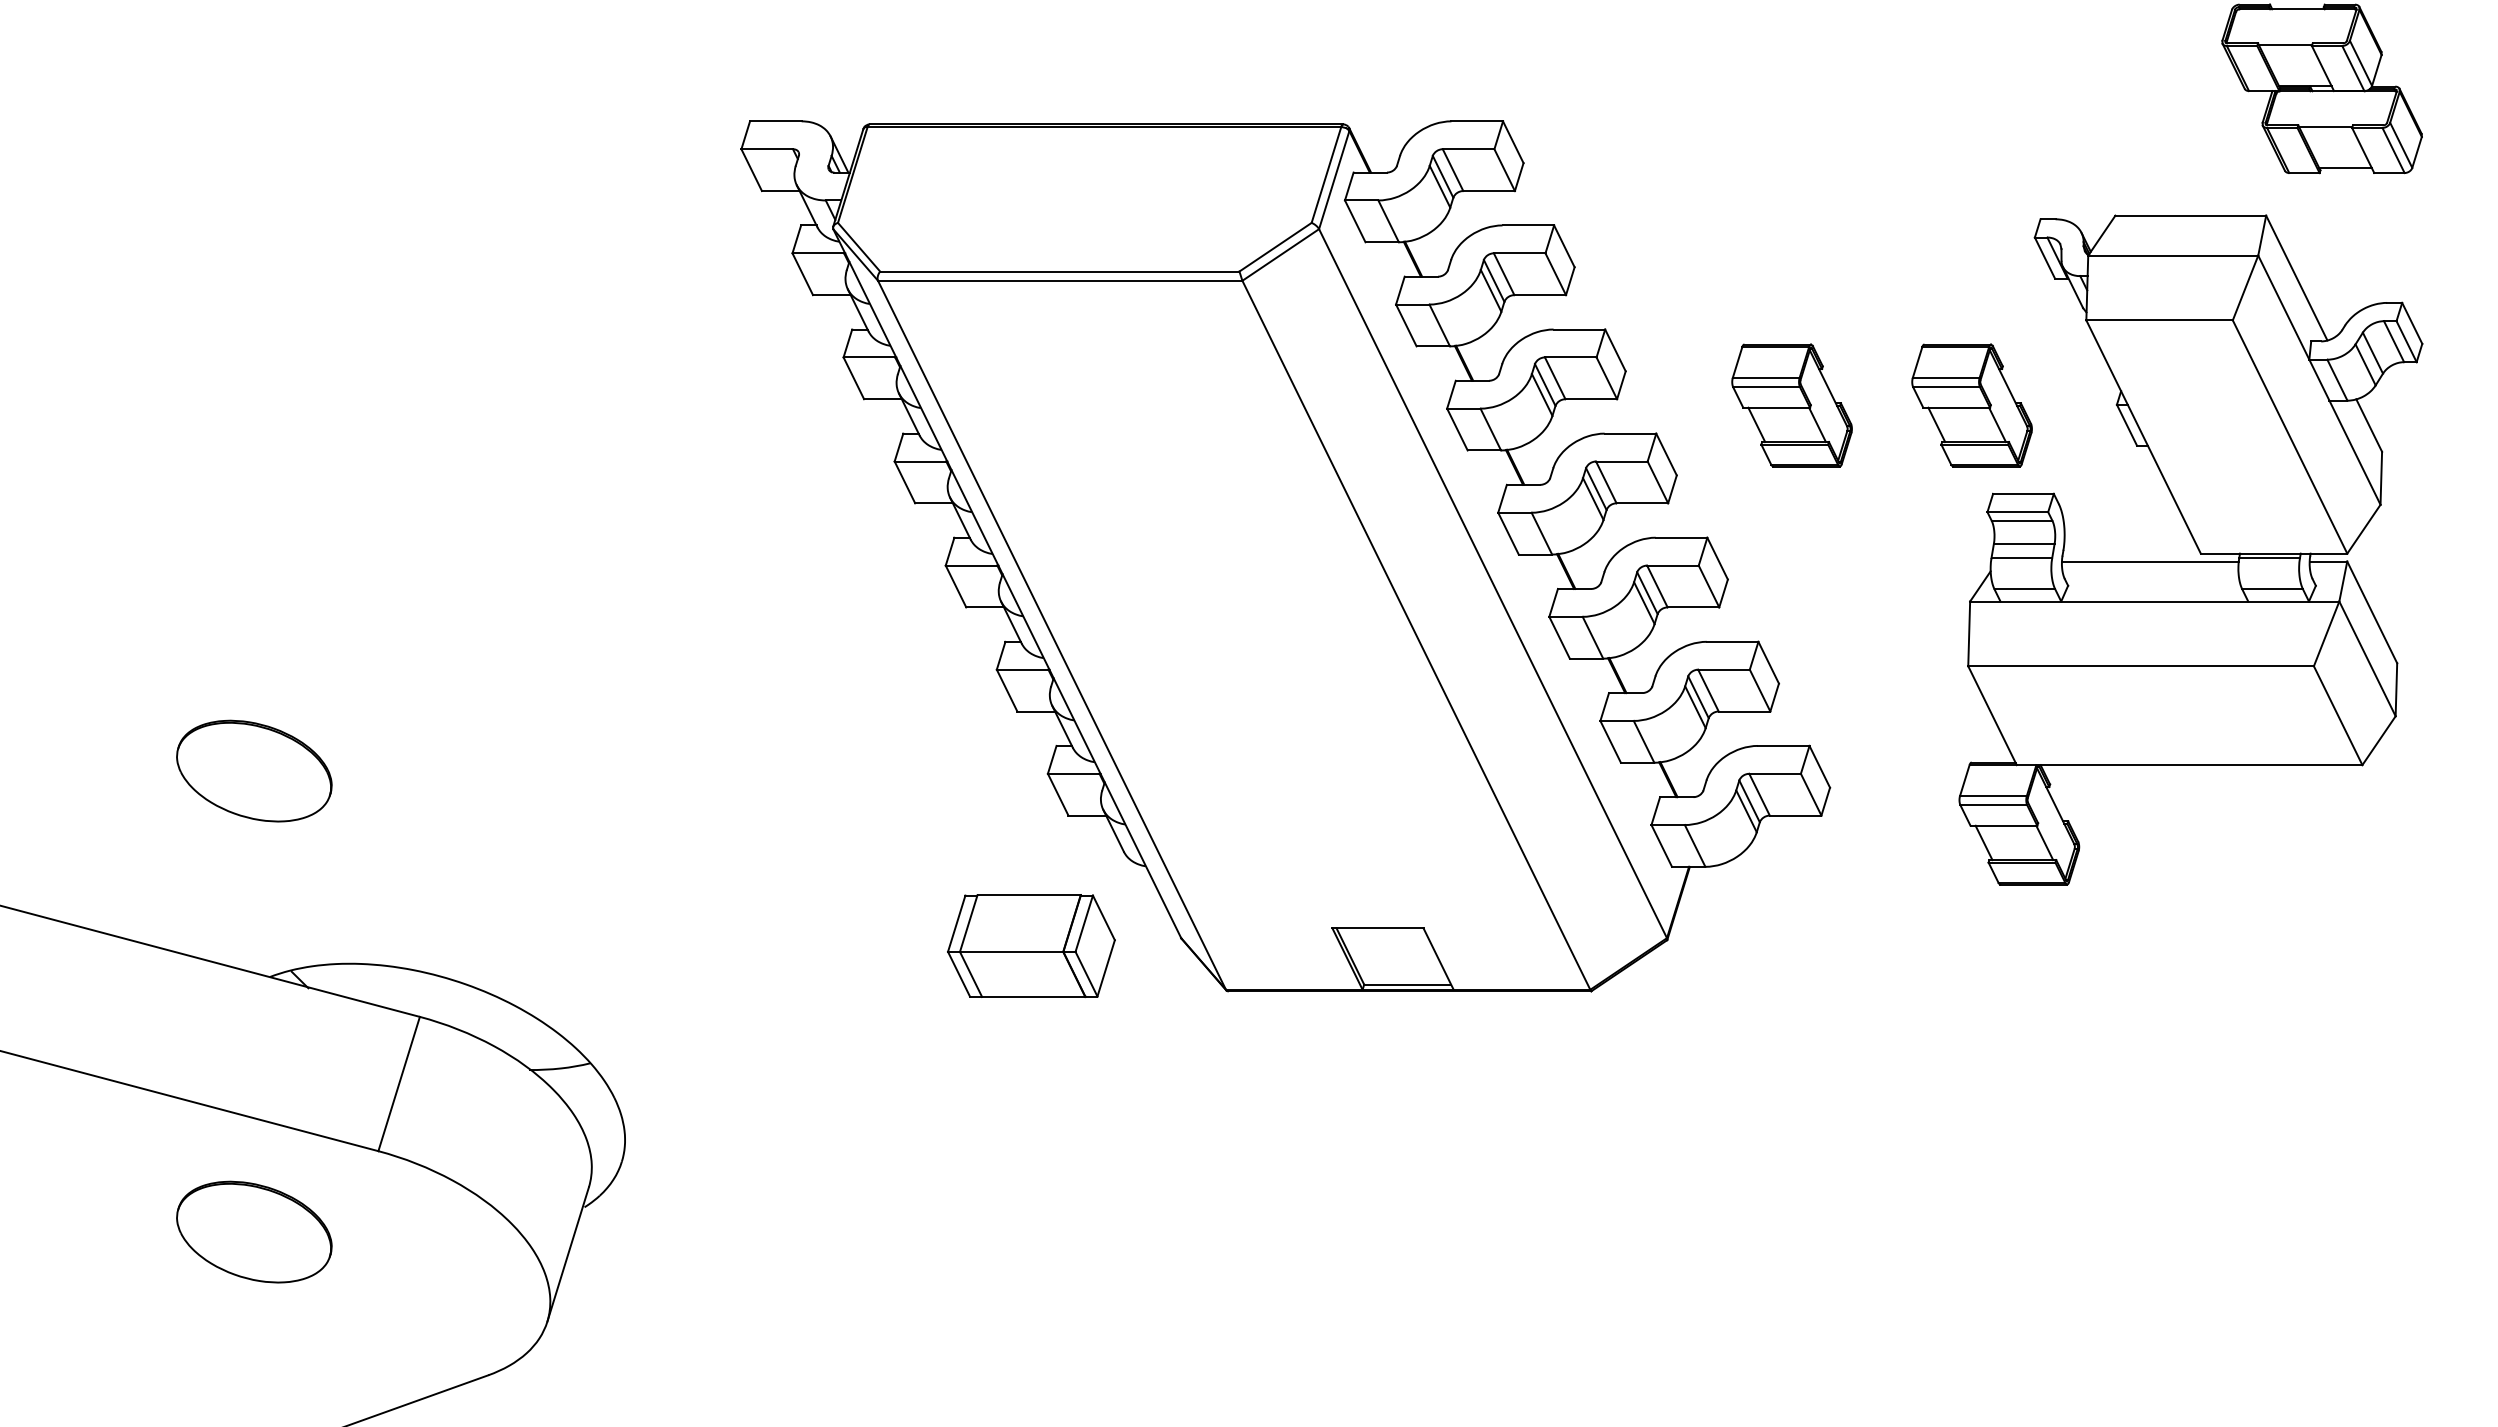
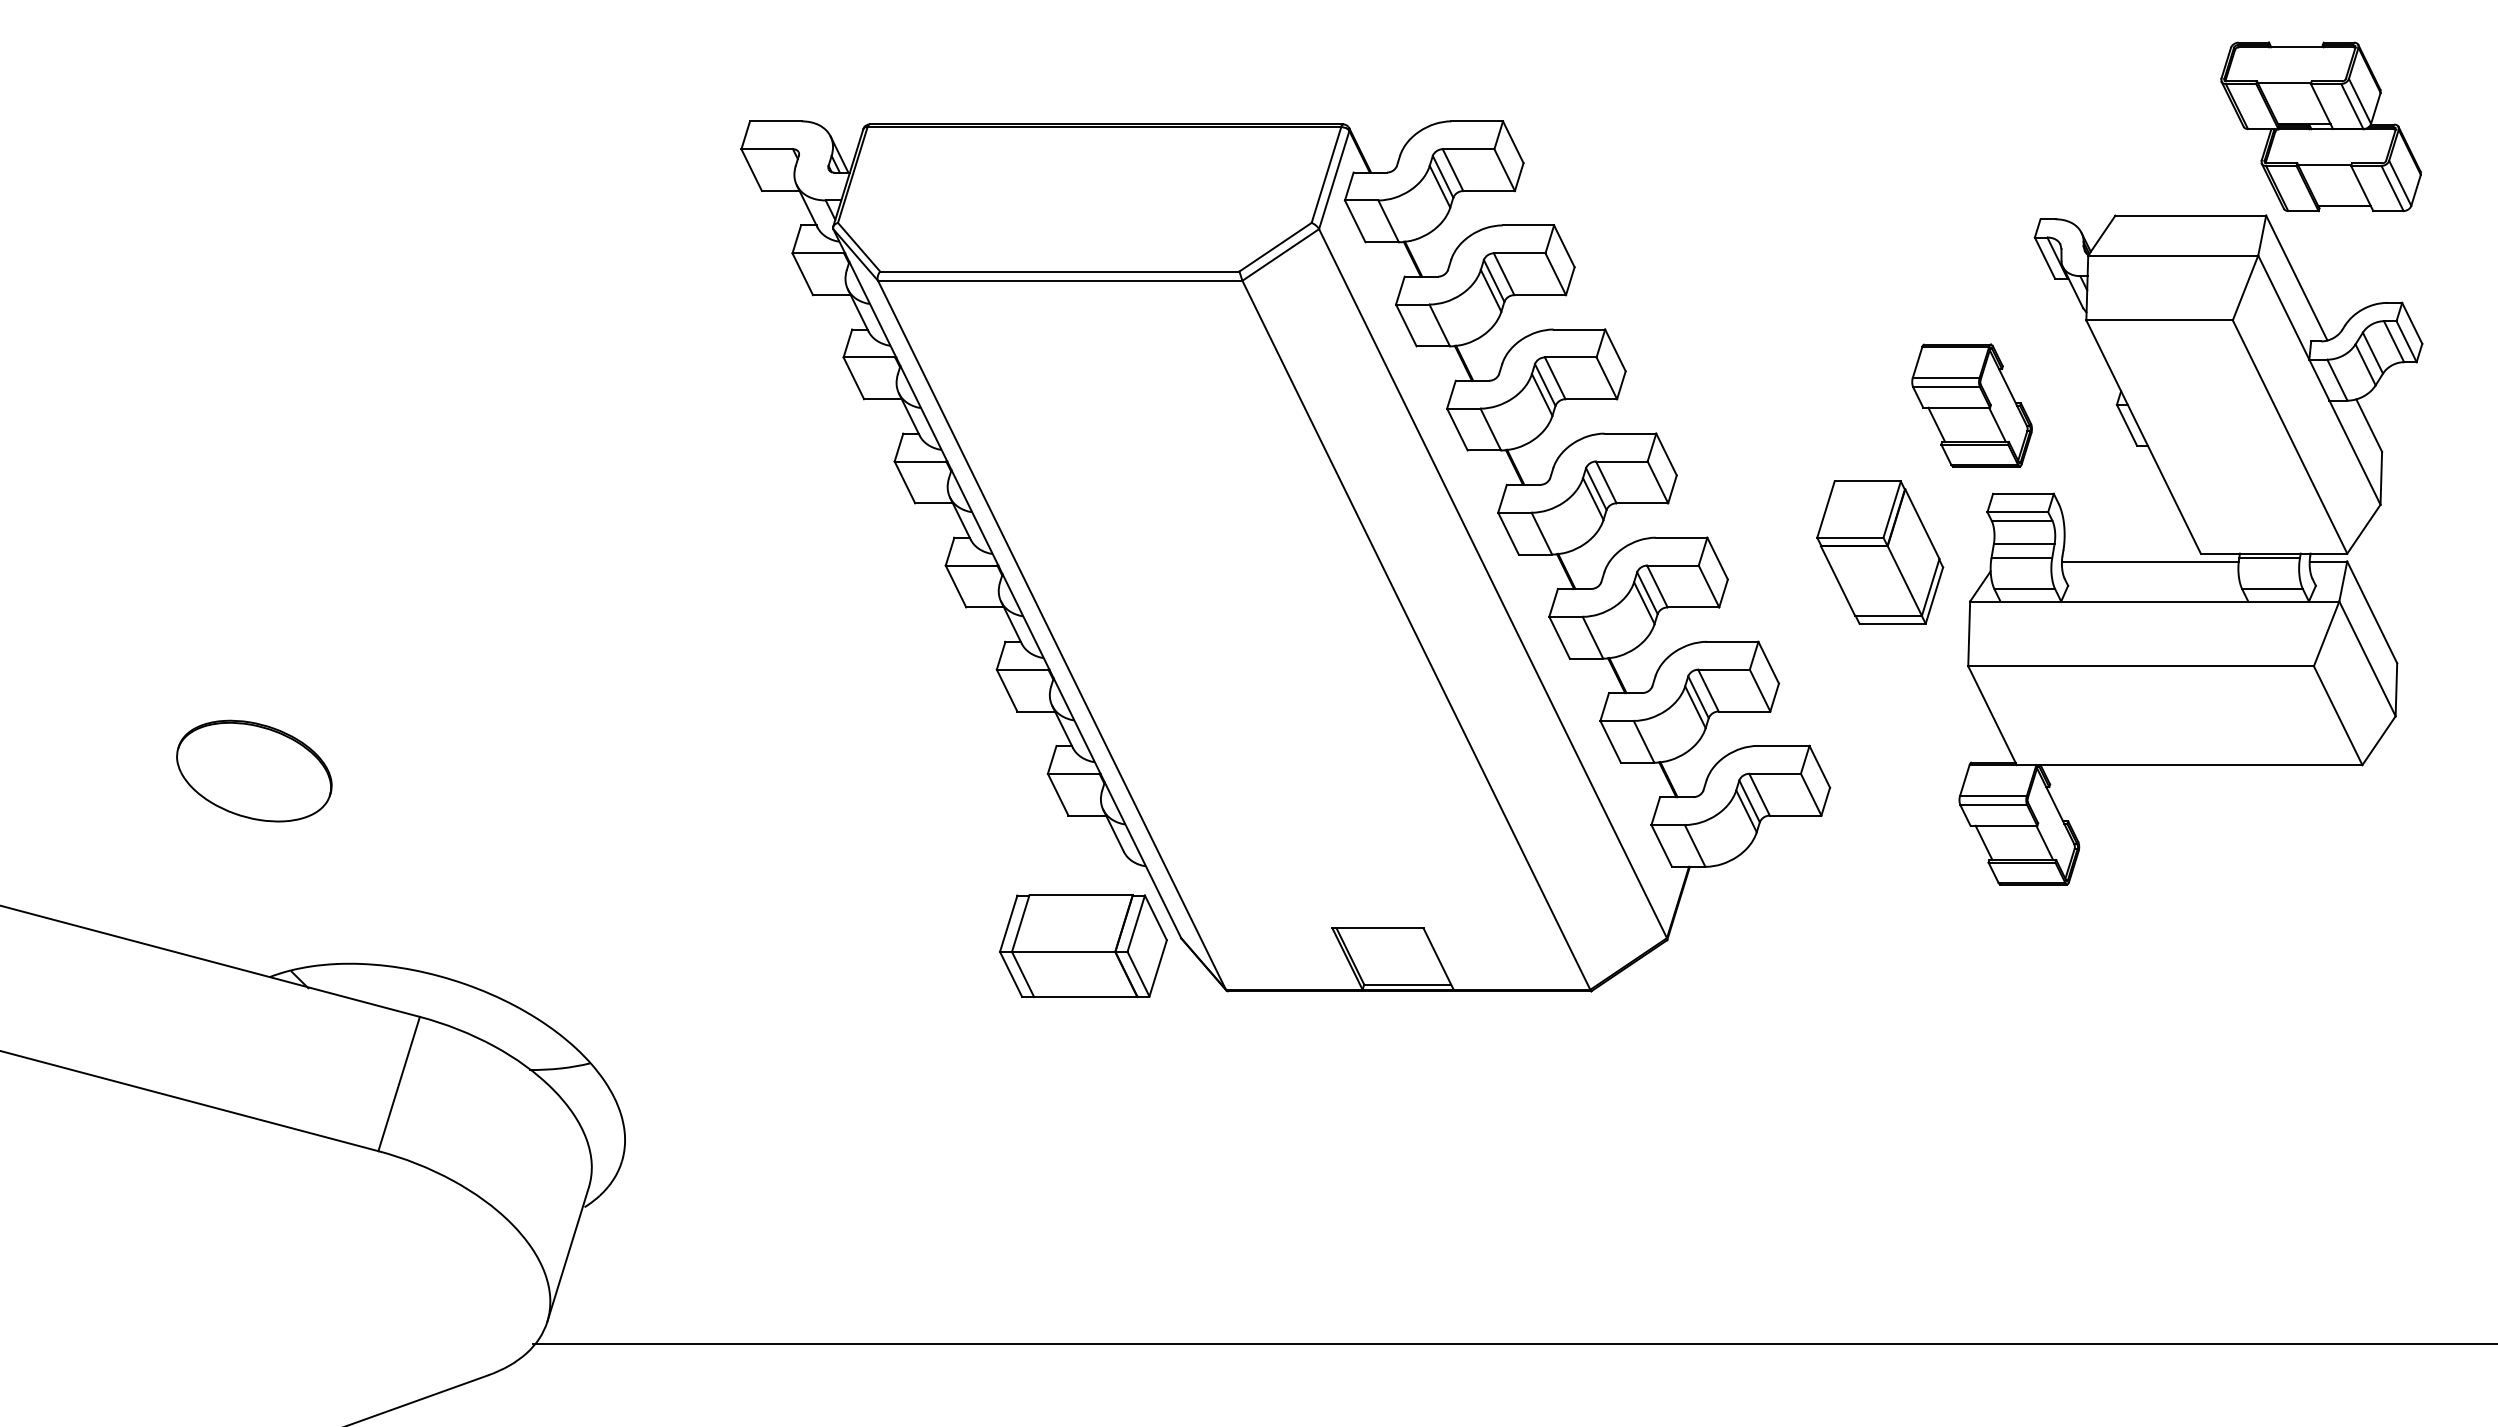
part position: (2321, 88) -> (2320, 126) (2320, 126)
part: present -> none (1791, 405)
part: none -> present (1880, 552)
part position: (1031, 946) -> (1083, 946) (1083, 946)
part: present -> none (254, 1231)
line: none -> present (1513, 1343)
